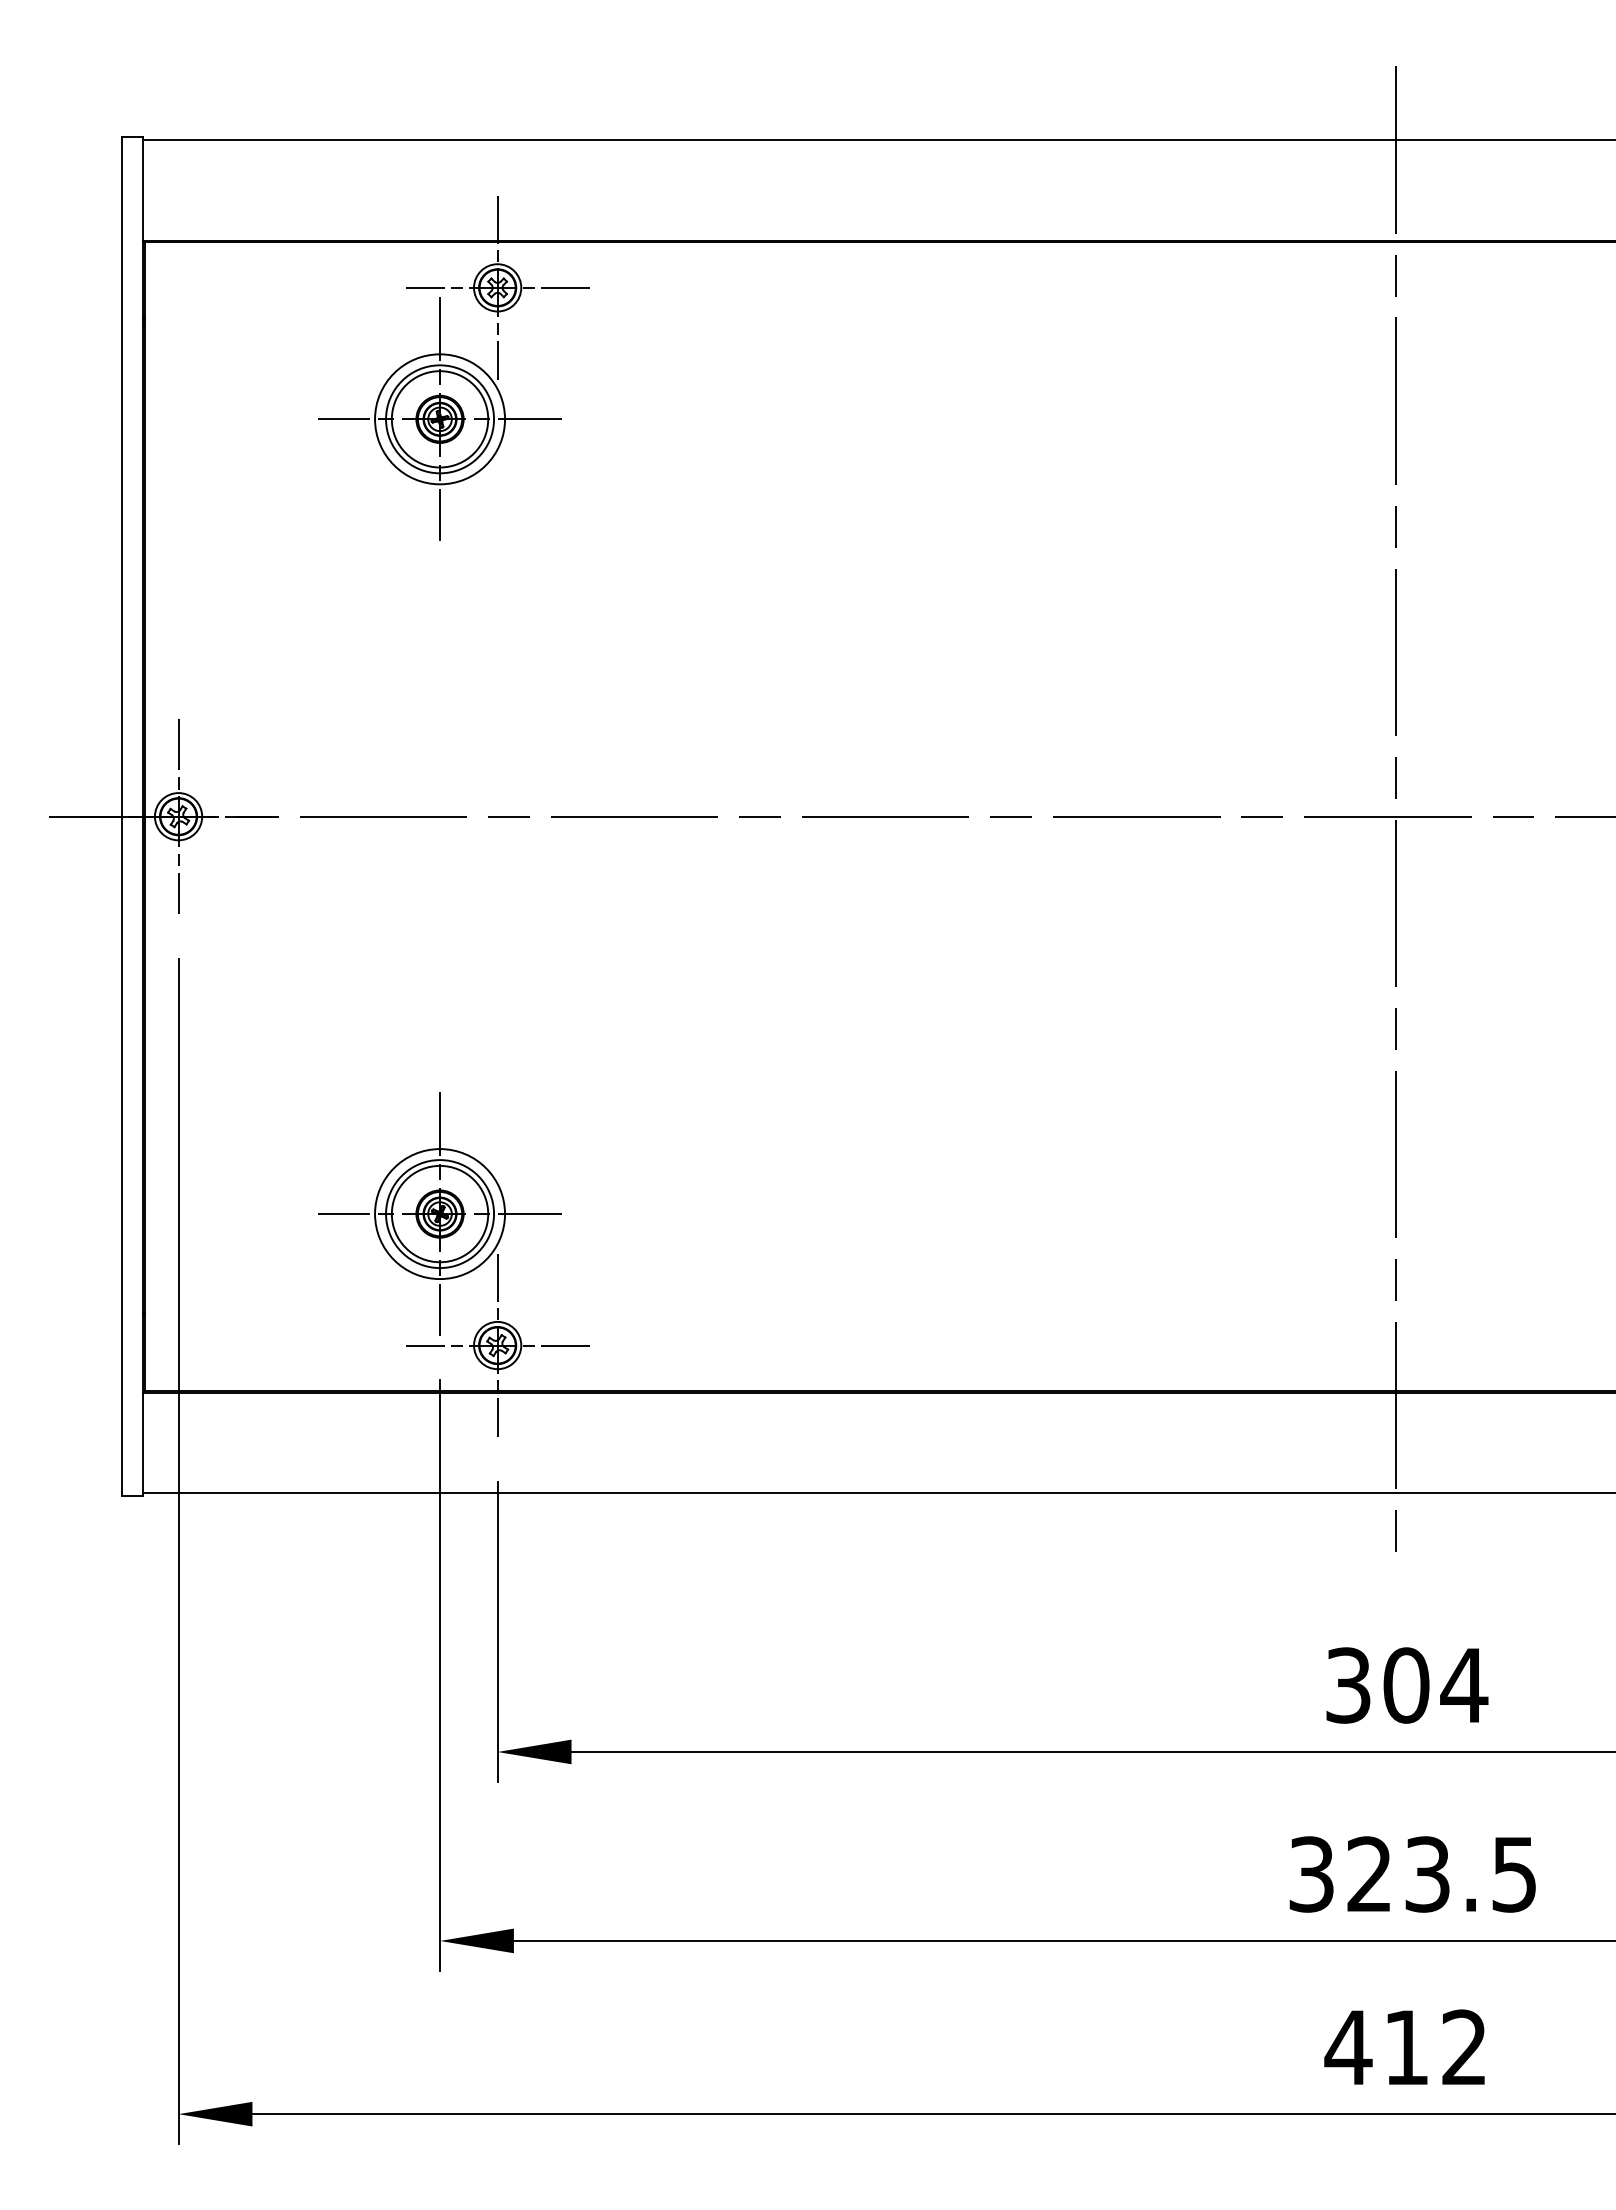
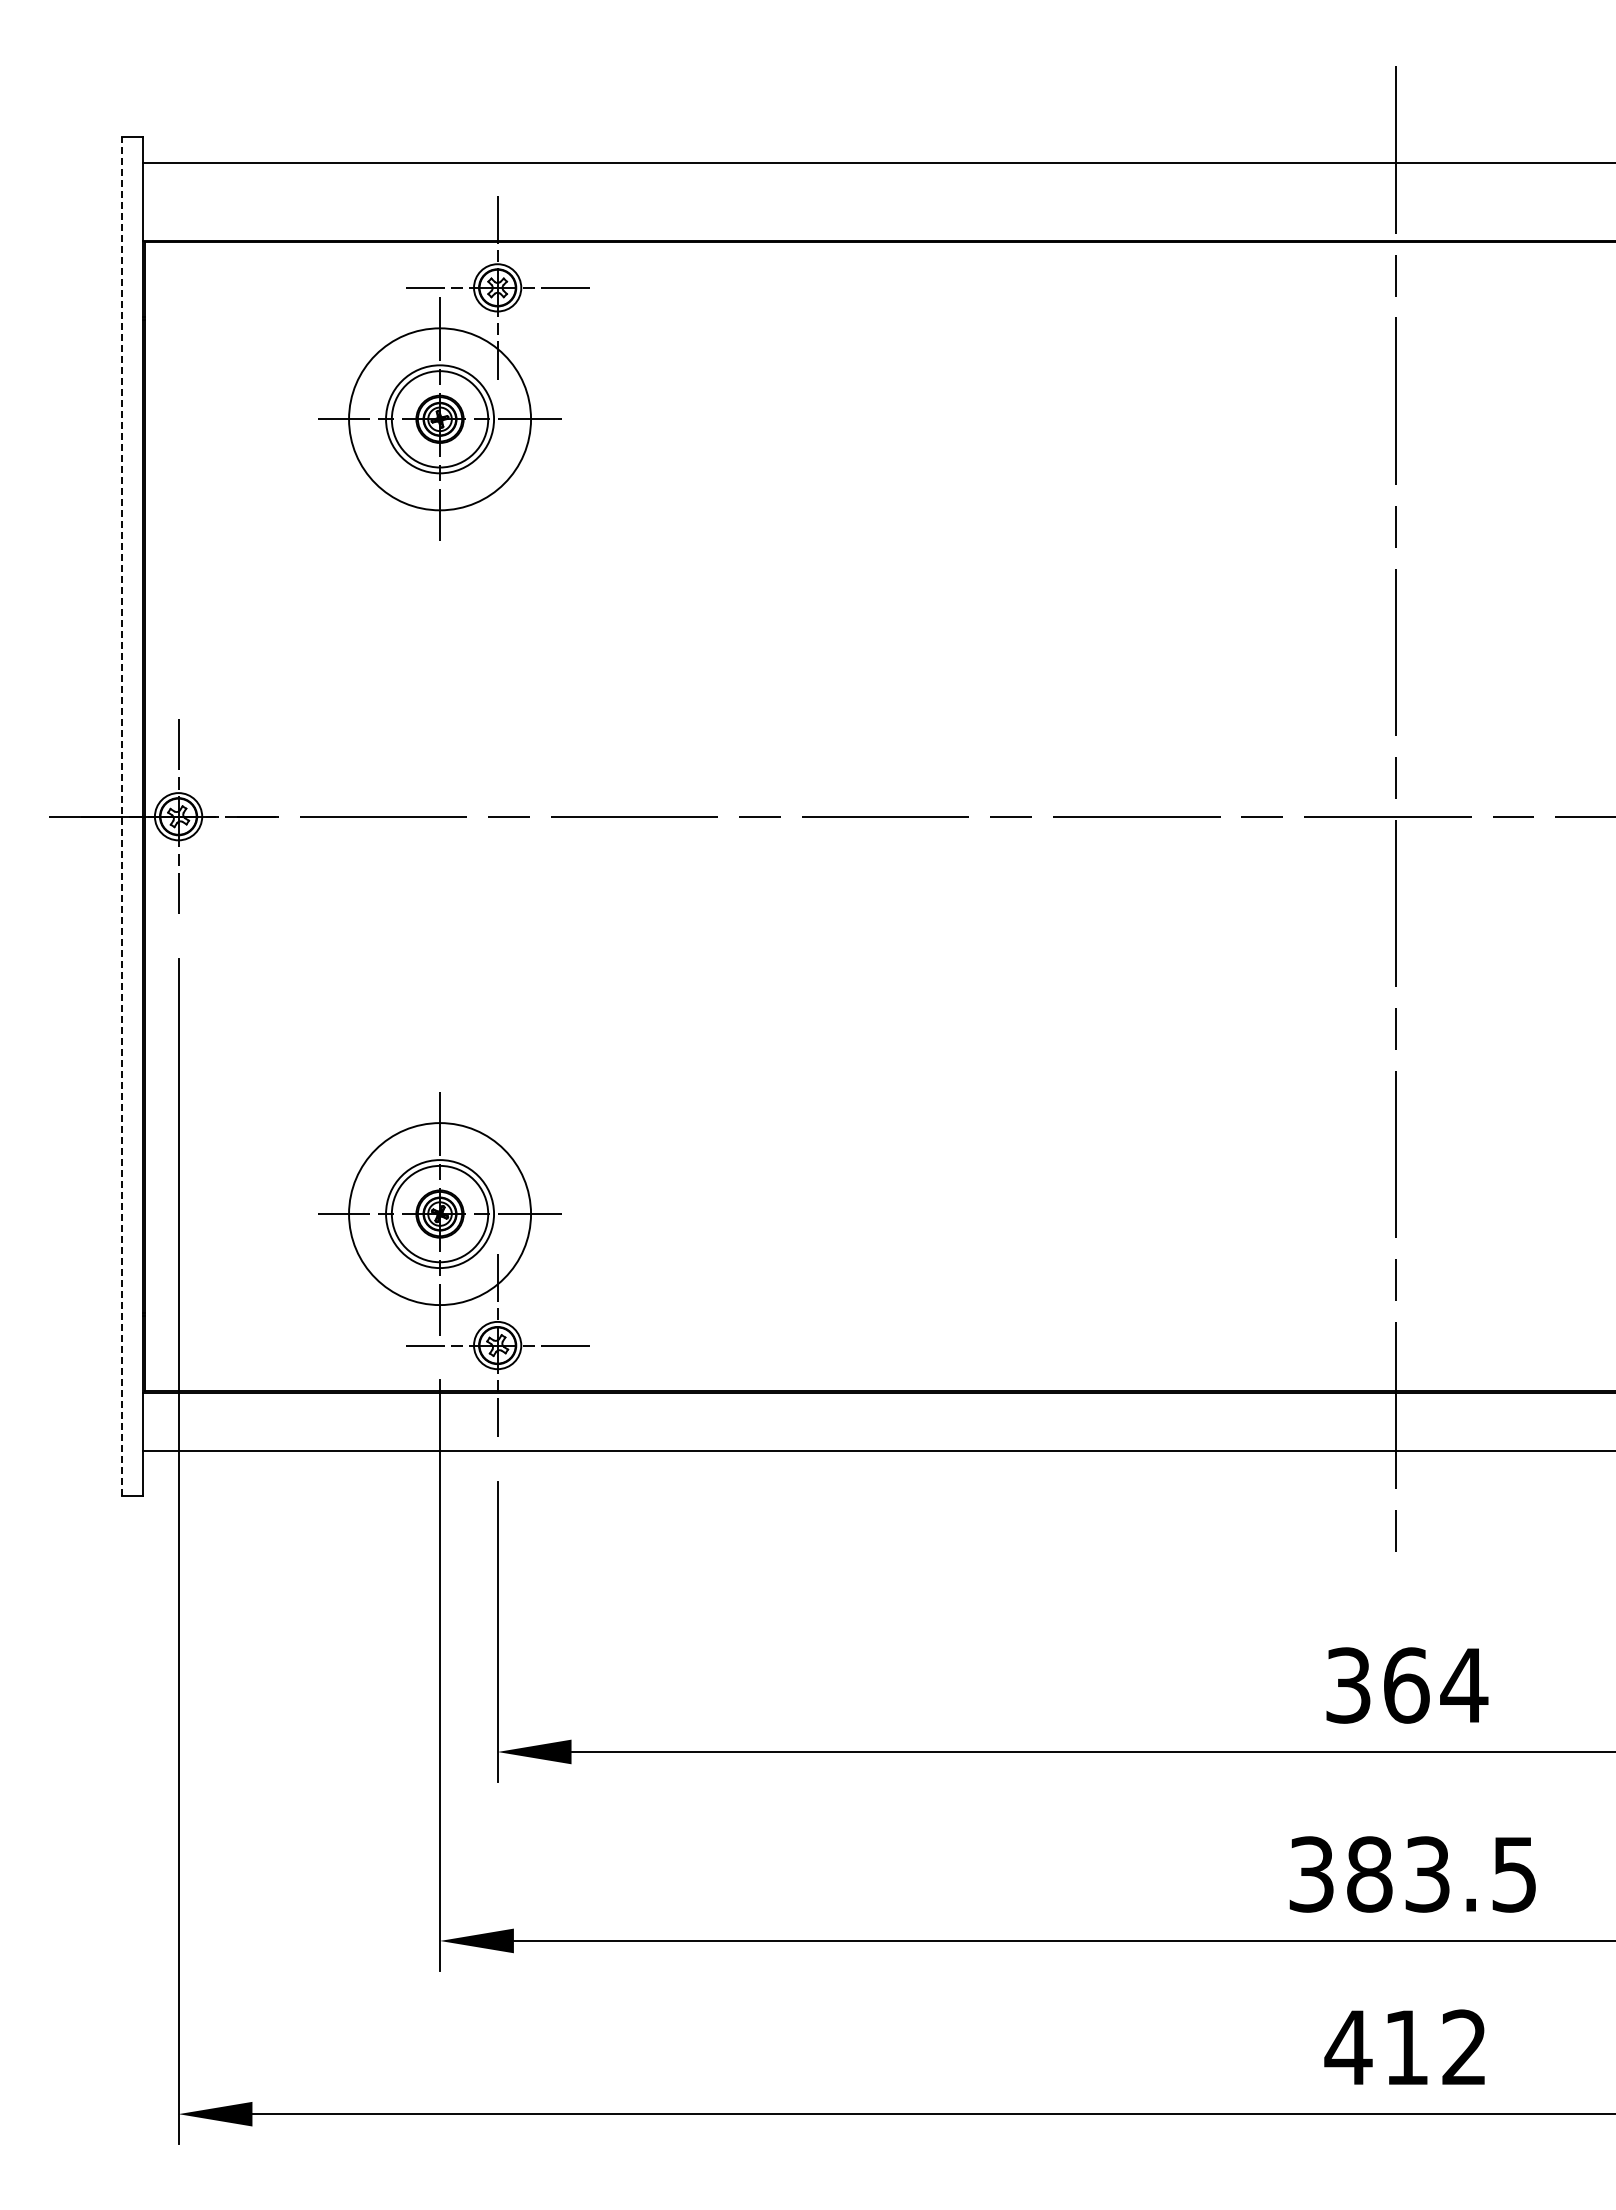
line position: (877, 140) -> (877, 163) (877, 163)
circle diameter: 130 px -> 182 px (440, 419)
line: solid -> dashed (122, 816)
circle diameter: 130 px -> 182 px (440, 1214)
line position: (877, 1493) -> (877, 1451) (877, 1451)
text: 304 -> 364 (1406, 1685)
text: 323.5 -> 383.5 (1369, 1874)
